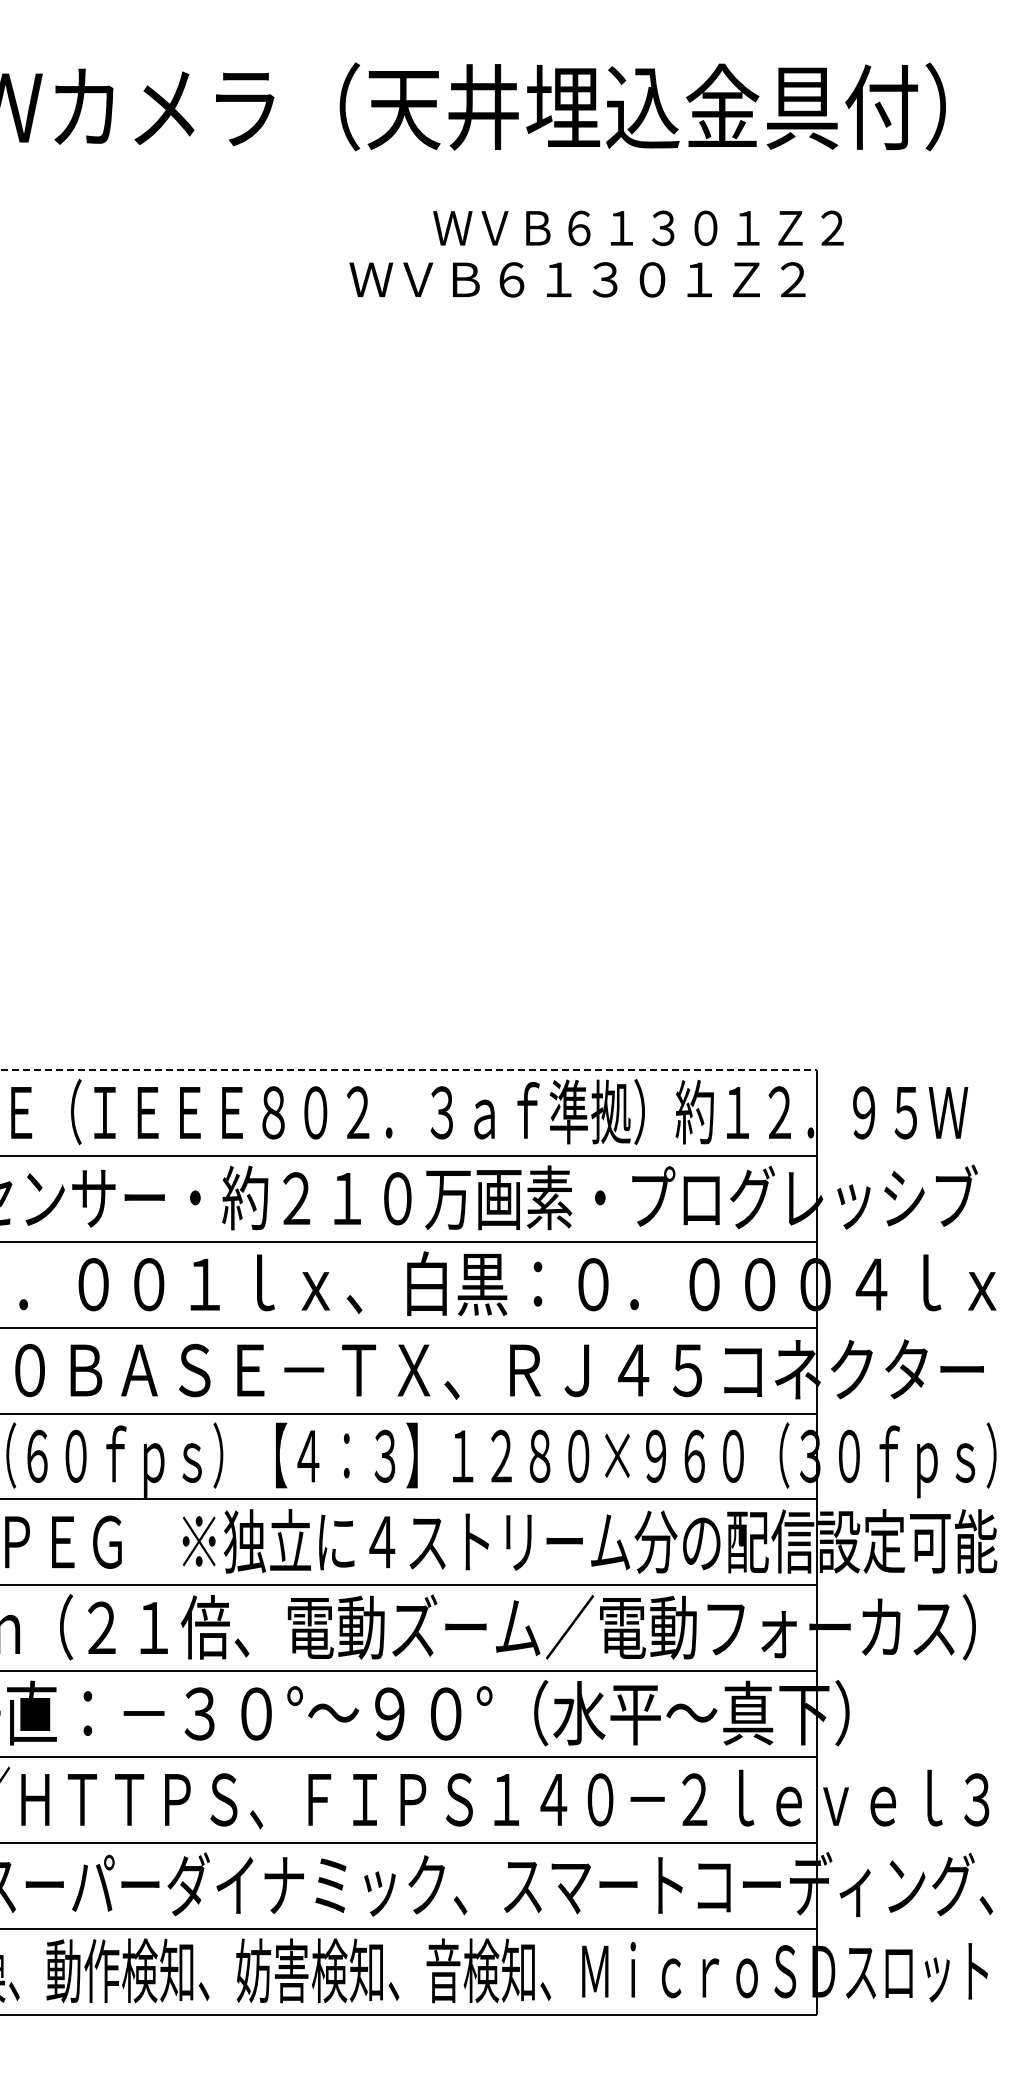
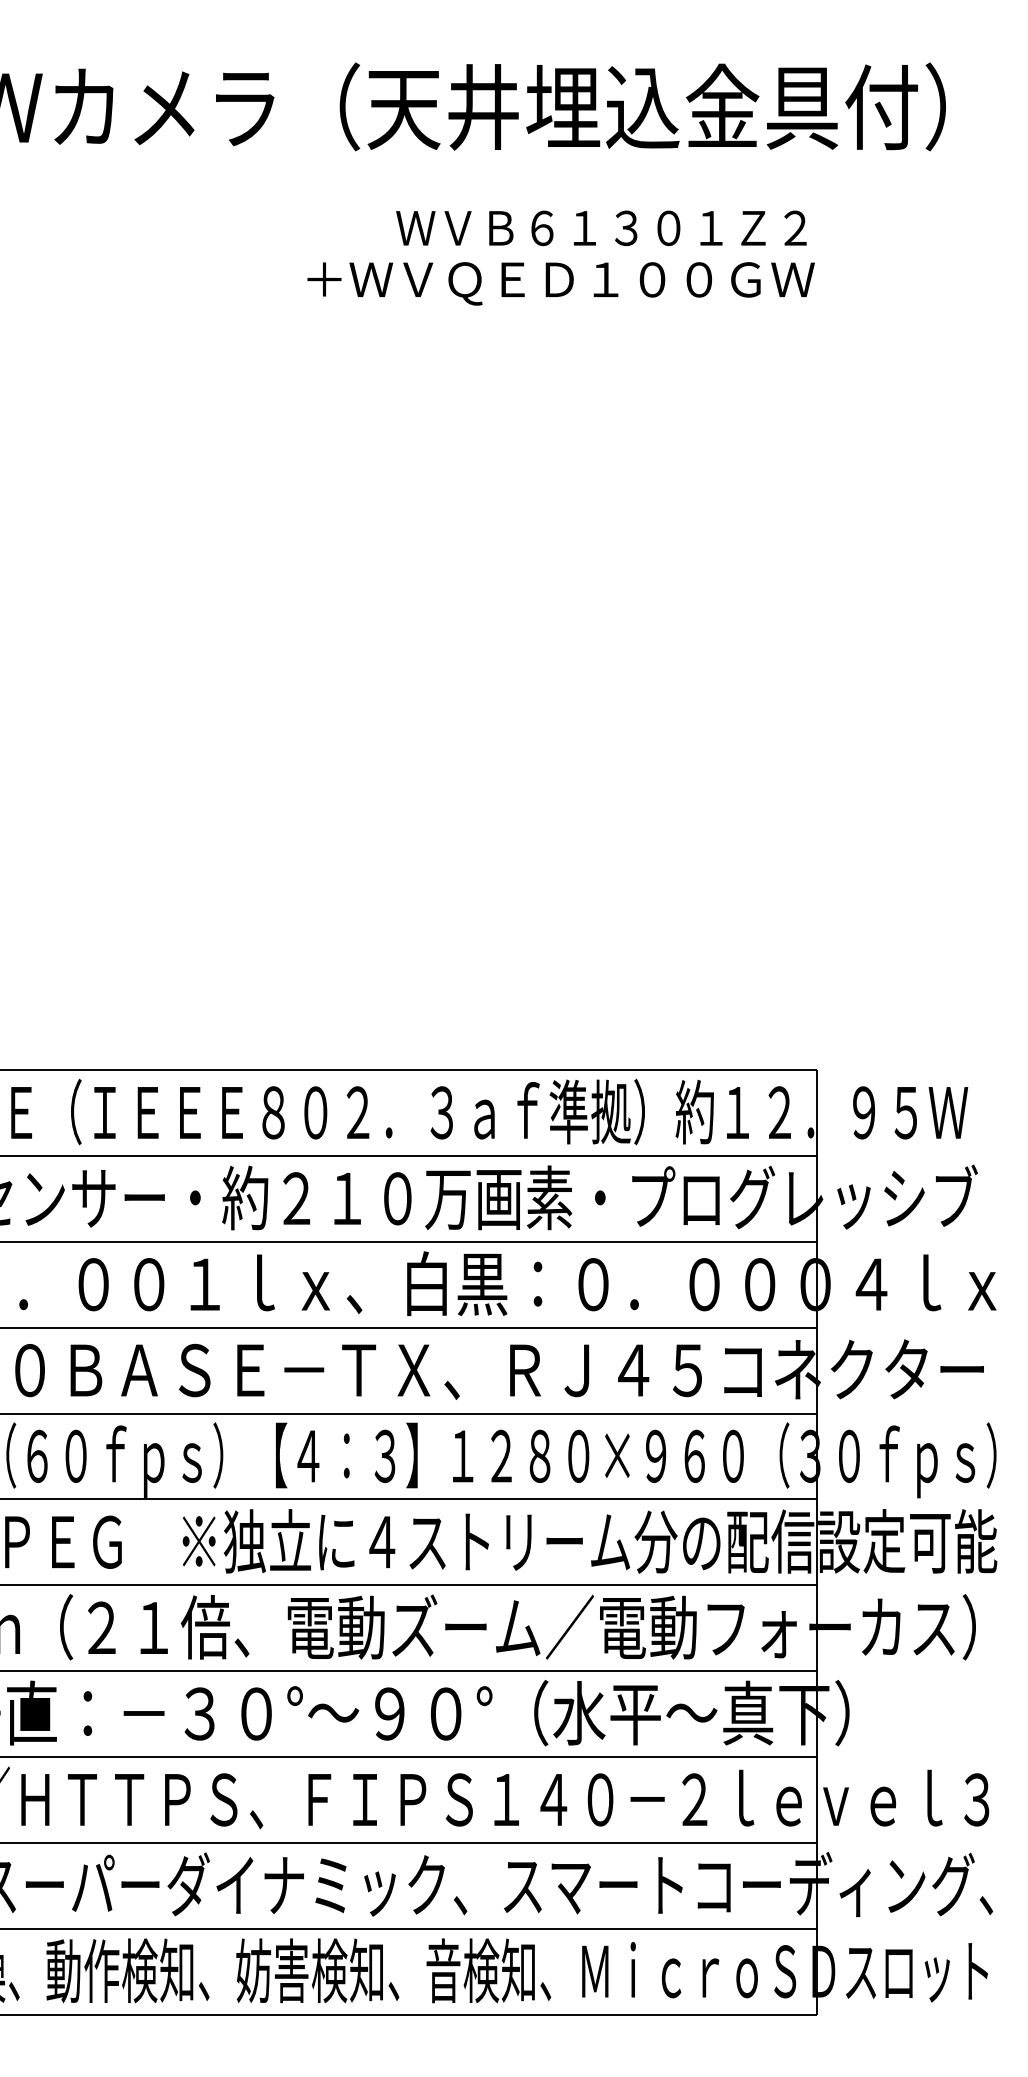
text position: (638, 228) -> (601, 228) (601, 228)
text: ＷＶＢ６１３０１Ｚ２ -> ＋ＷＶＱＥＤ１００ＧＷ (560, 283)
line: dashed -> solid (408, 1070)
